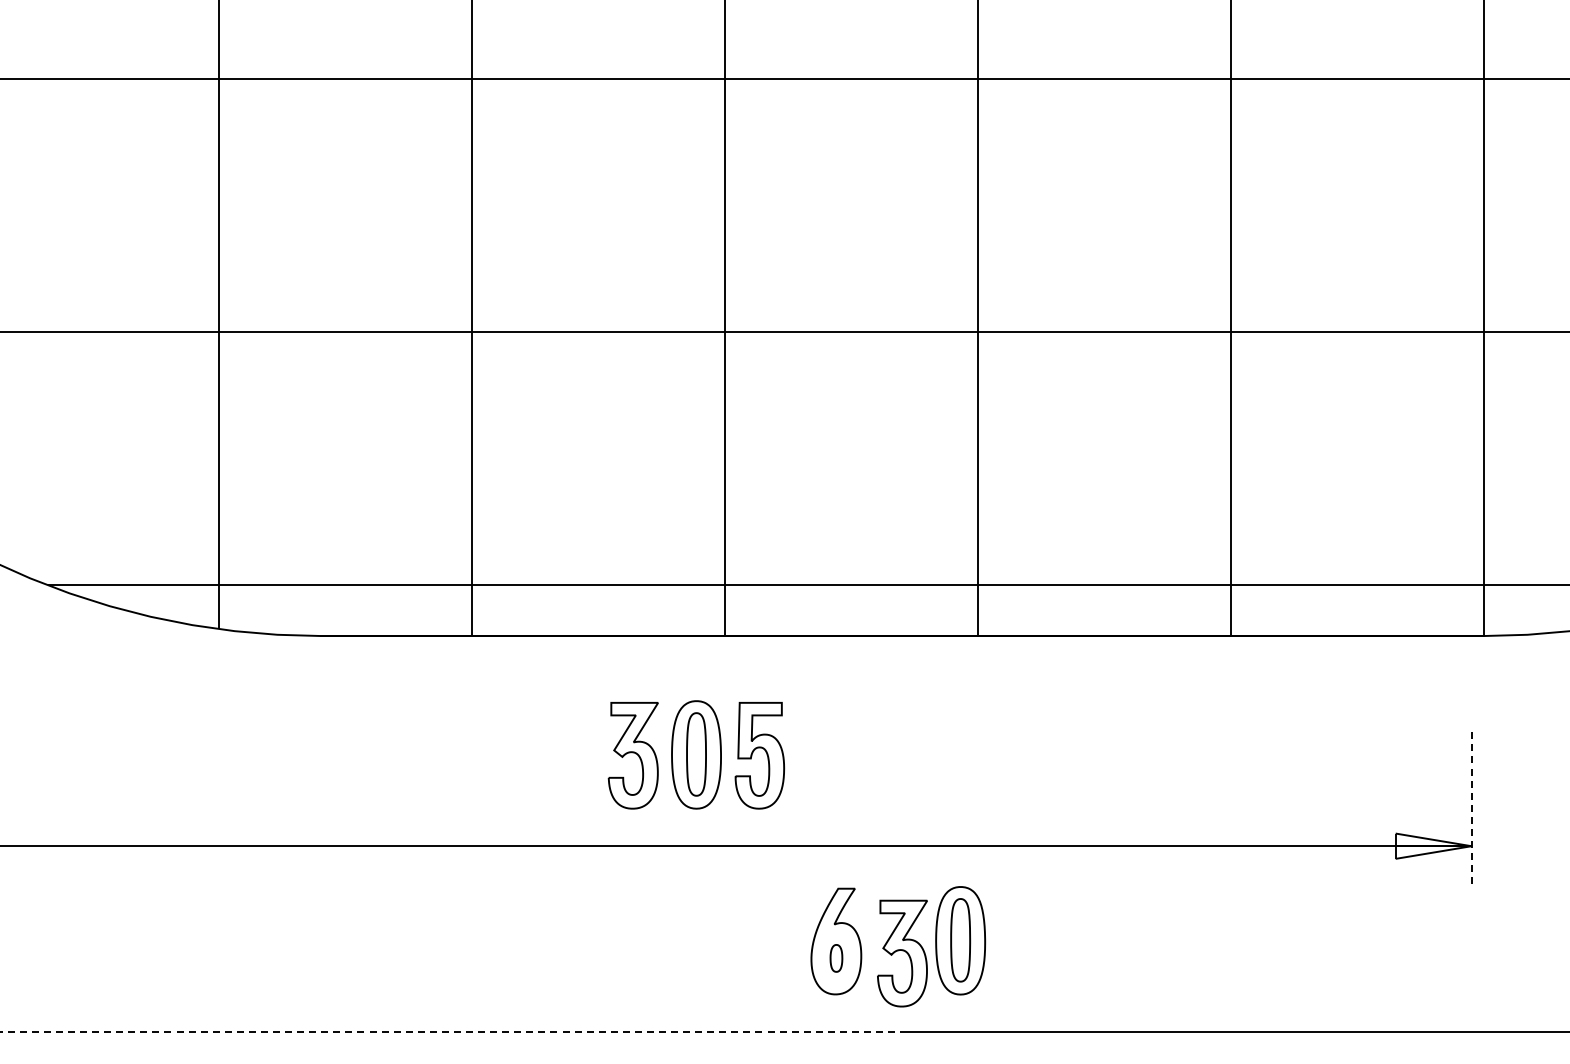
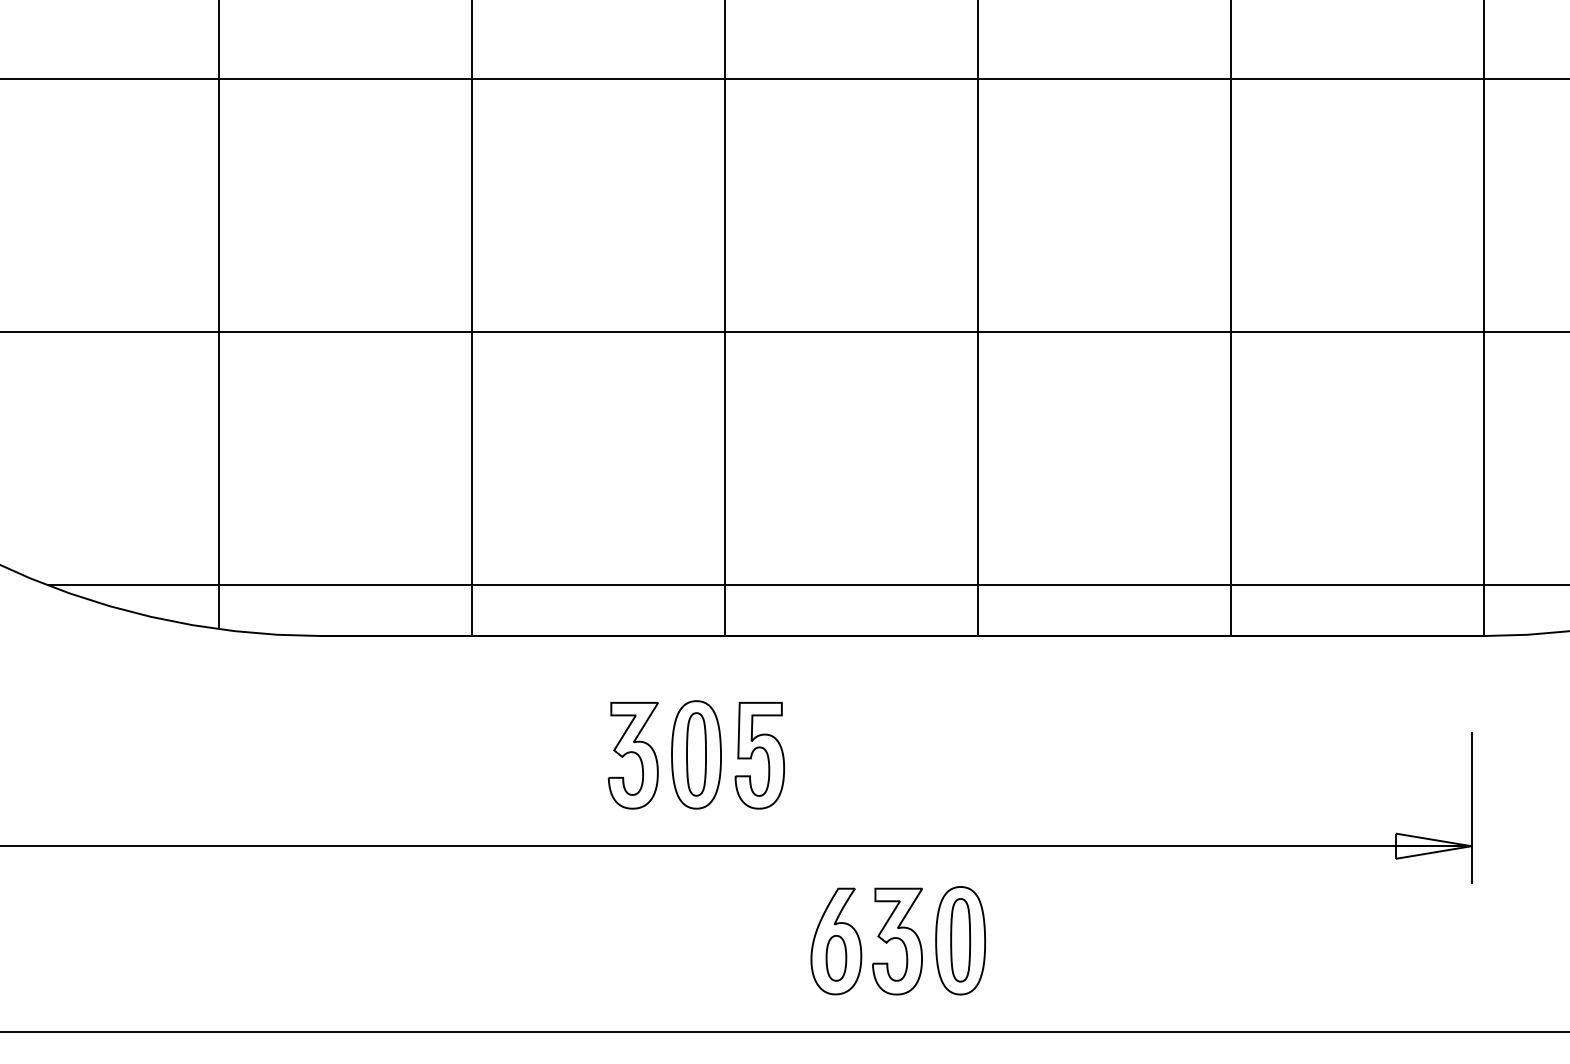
line: dashed -> solid (1471, 808)
part position: (902, 953) -> (897, 941) (897, 941)
part size: 15x29 px -> 23x47 px (836, 958)
line: dashed -> solid (451, 1032)
